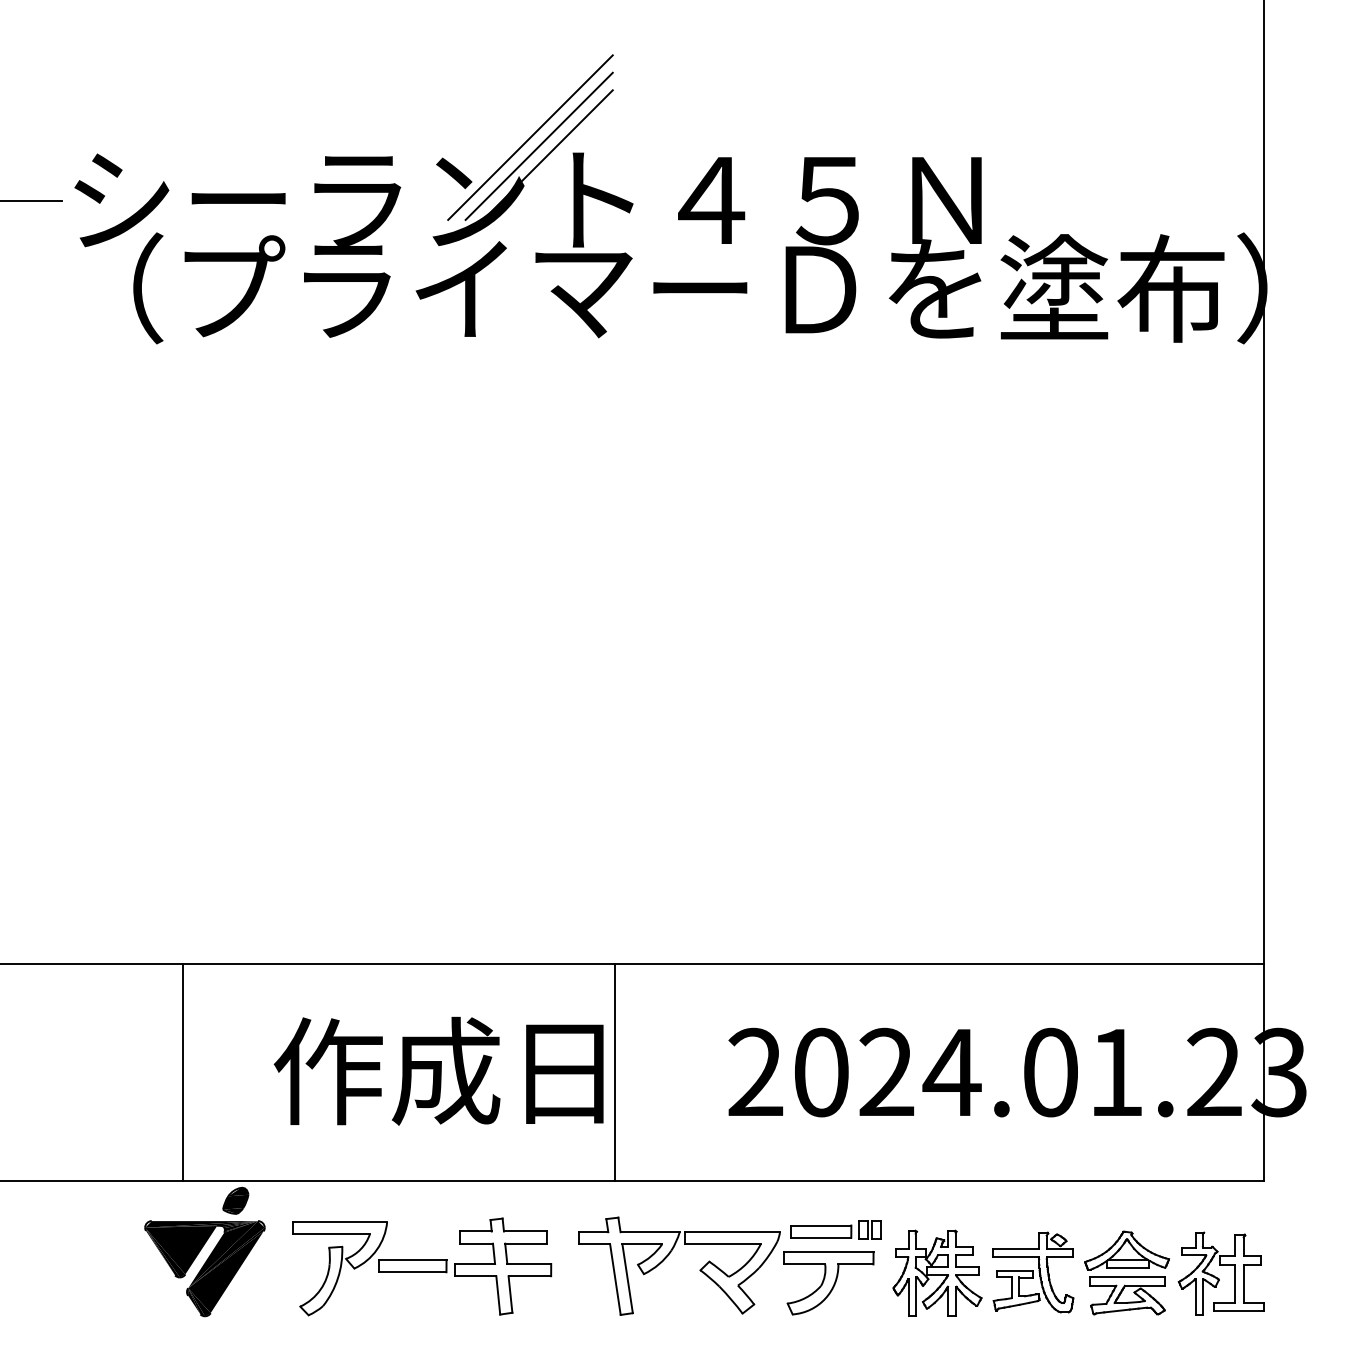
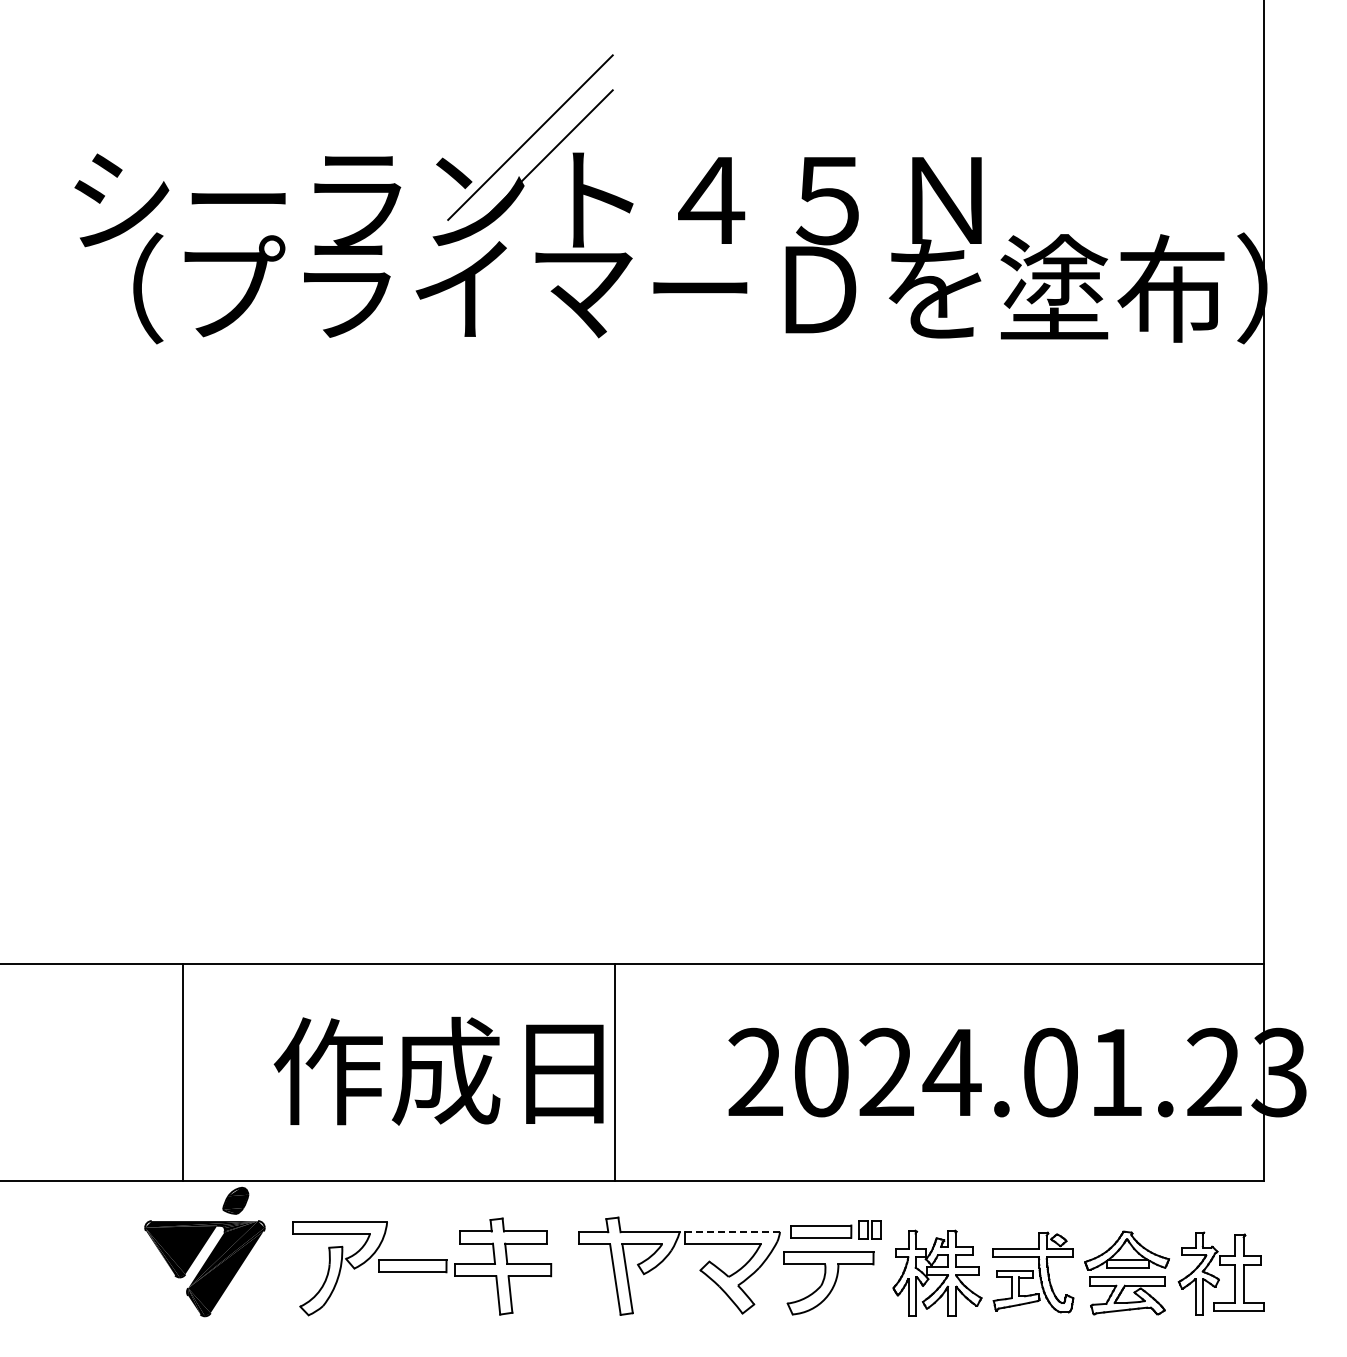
line: present -> none (538, 145)
line: present -> none (31, 200)
line: solid -> dashed (732, 1231)
